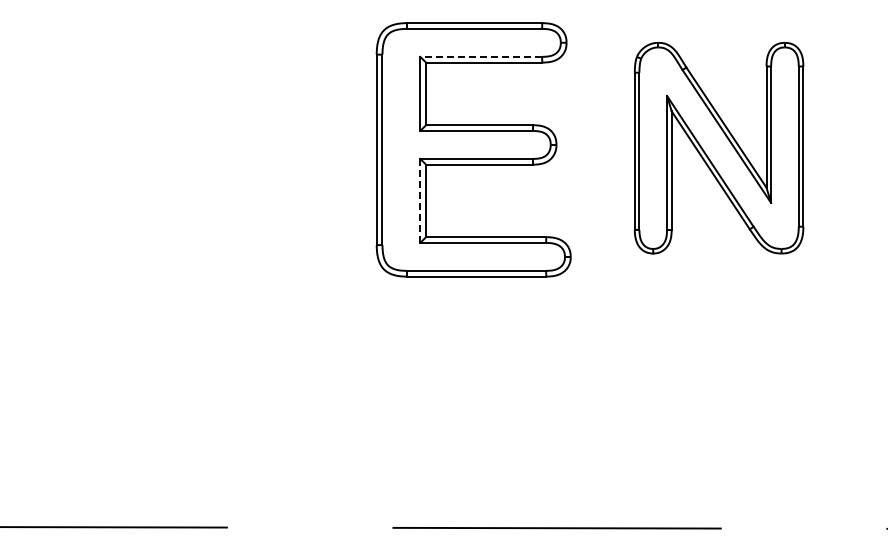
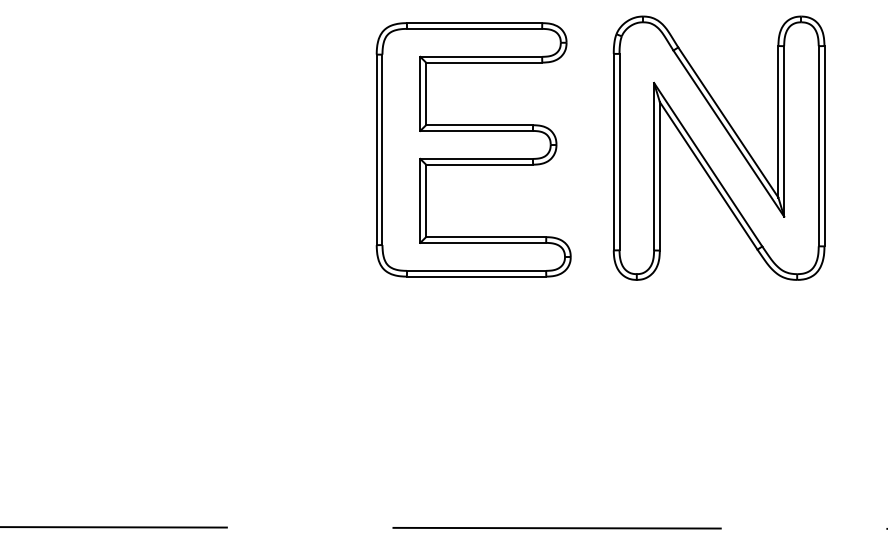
line: dashed -> solid (481, 56)
part size: 172x213 px -> 214x266 px (718, 147)
line: dashed -> solid (420, 200)
